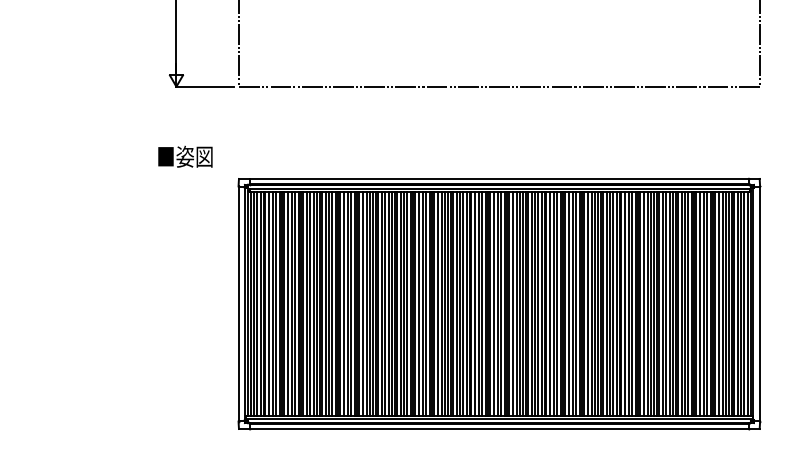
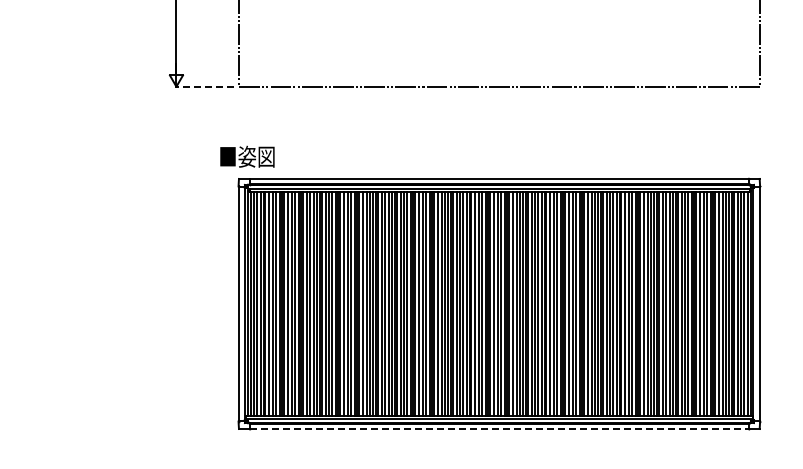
line: solid -> dashed (204, 86)
text position: (185, 156) -> (247, 156) (247, 156)
line: solid -> dashed (499, 428)
